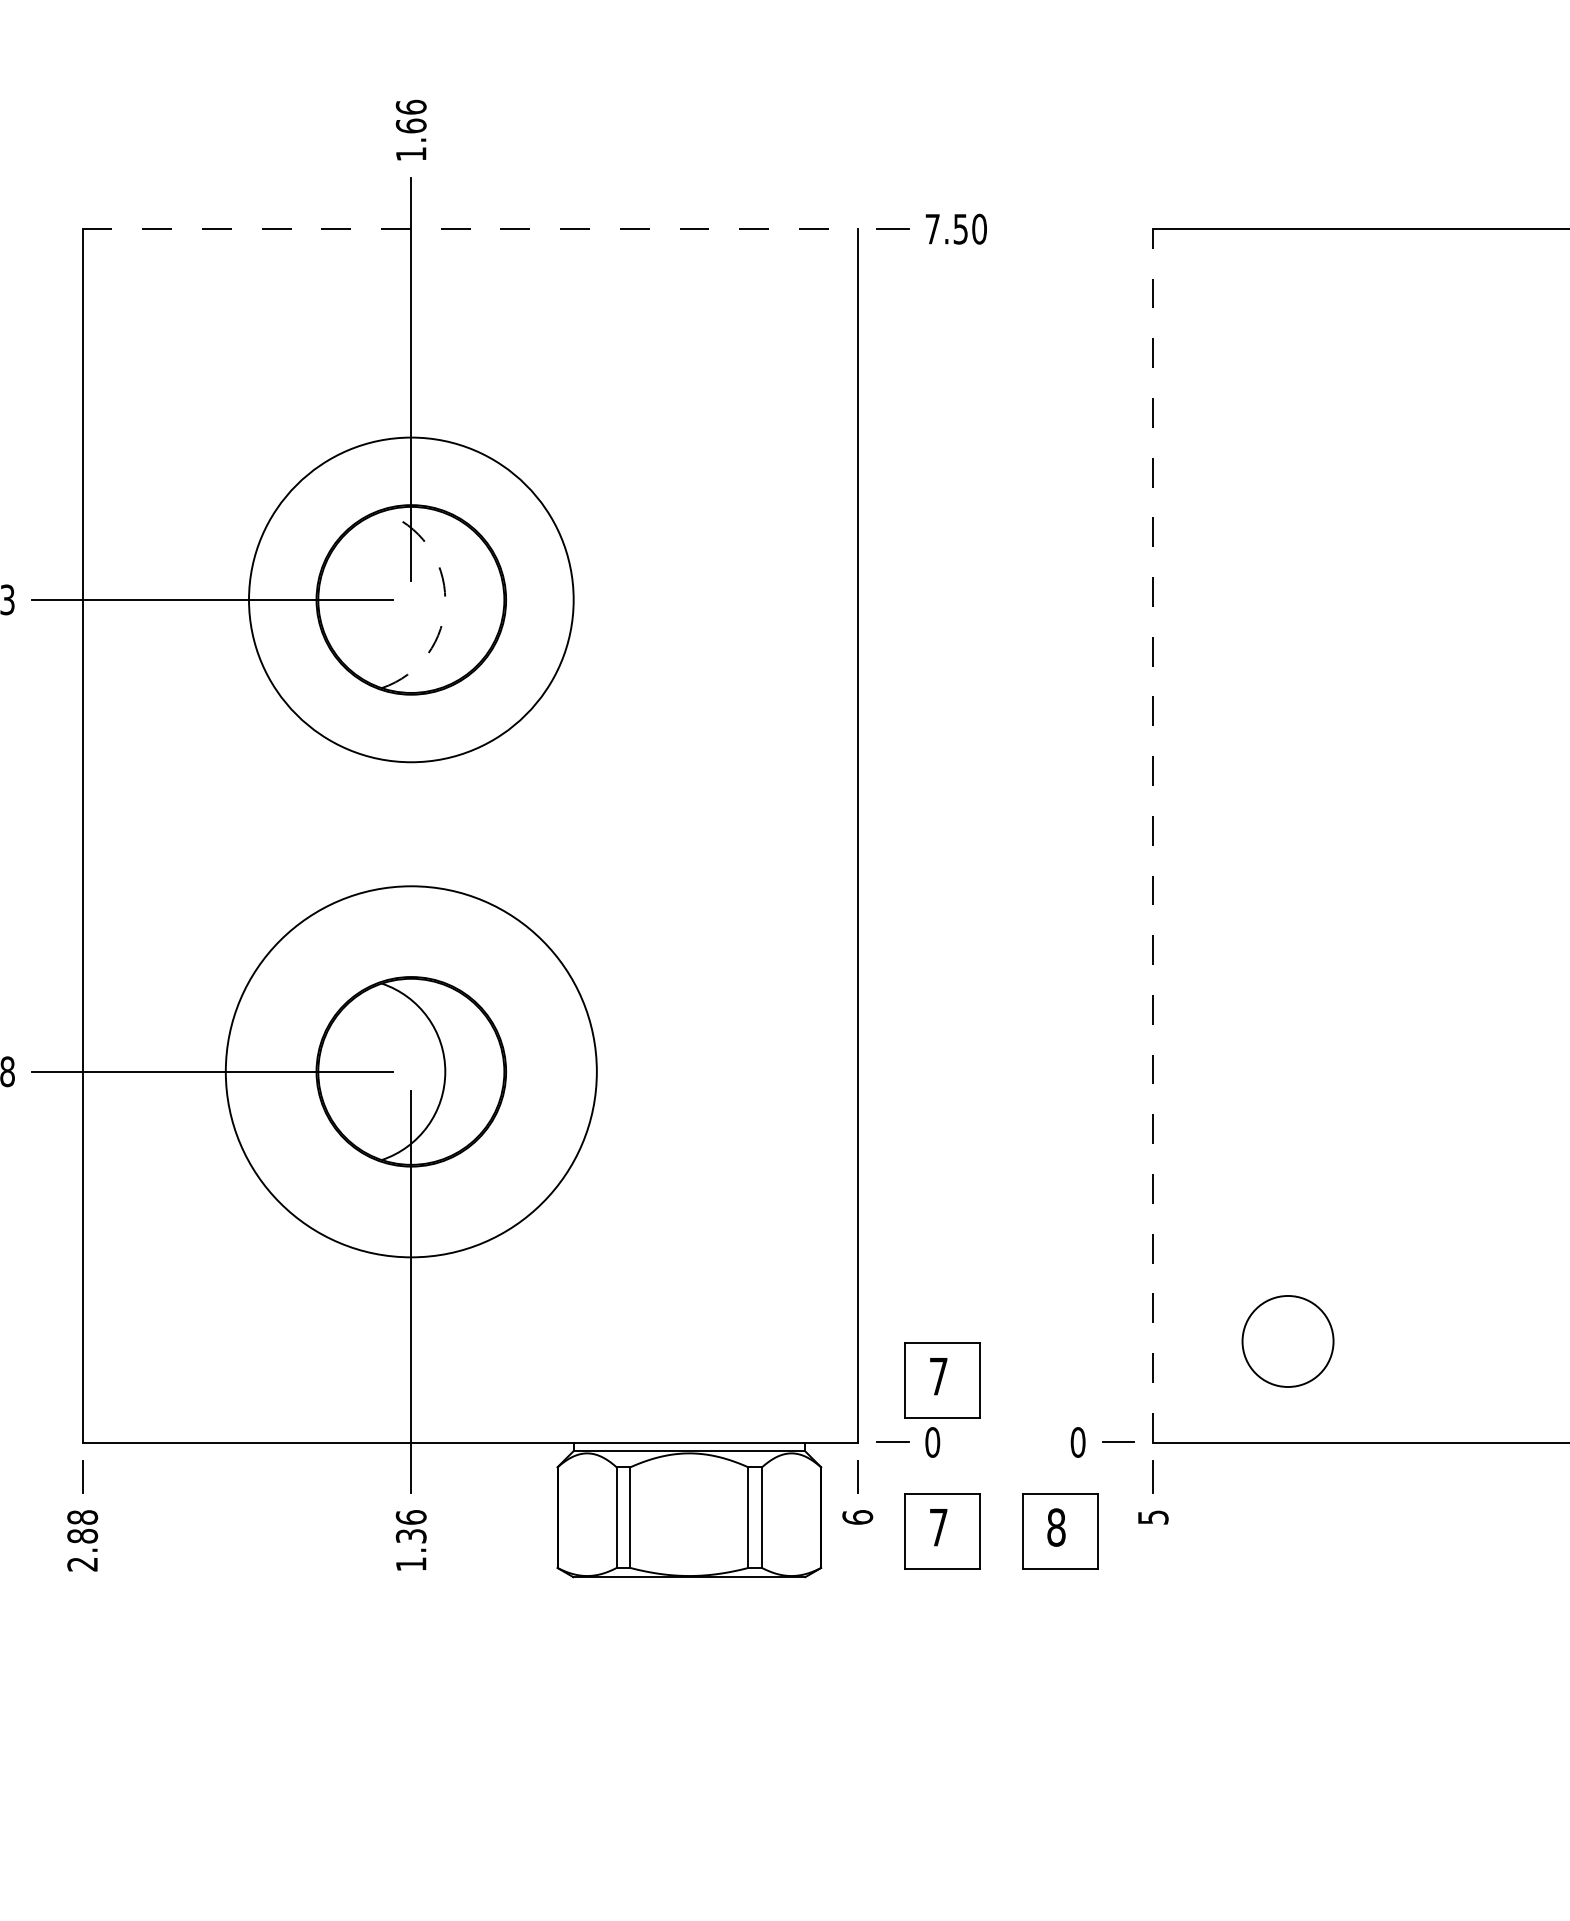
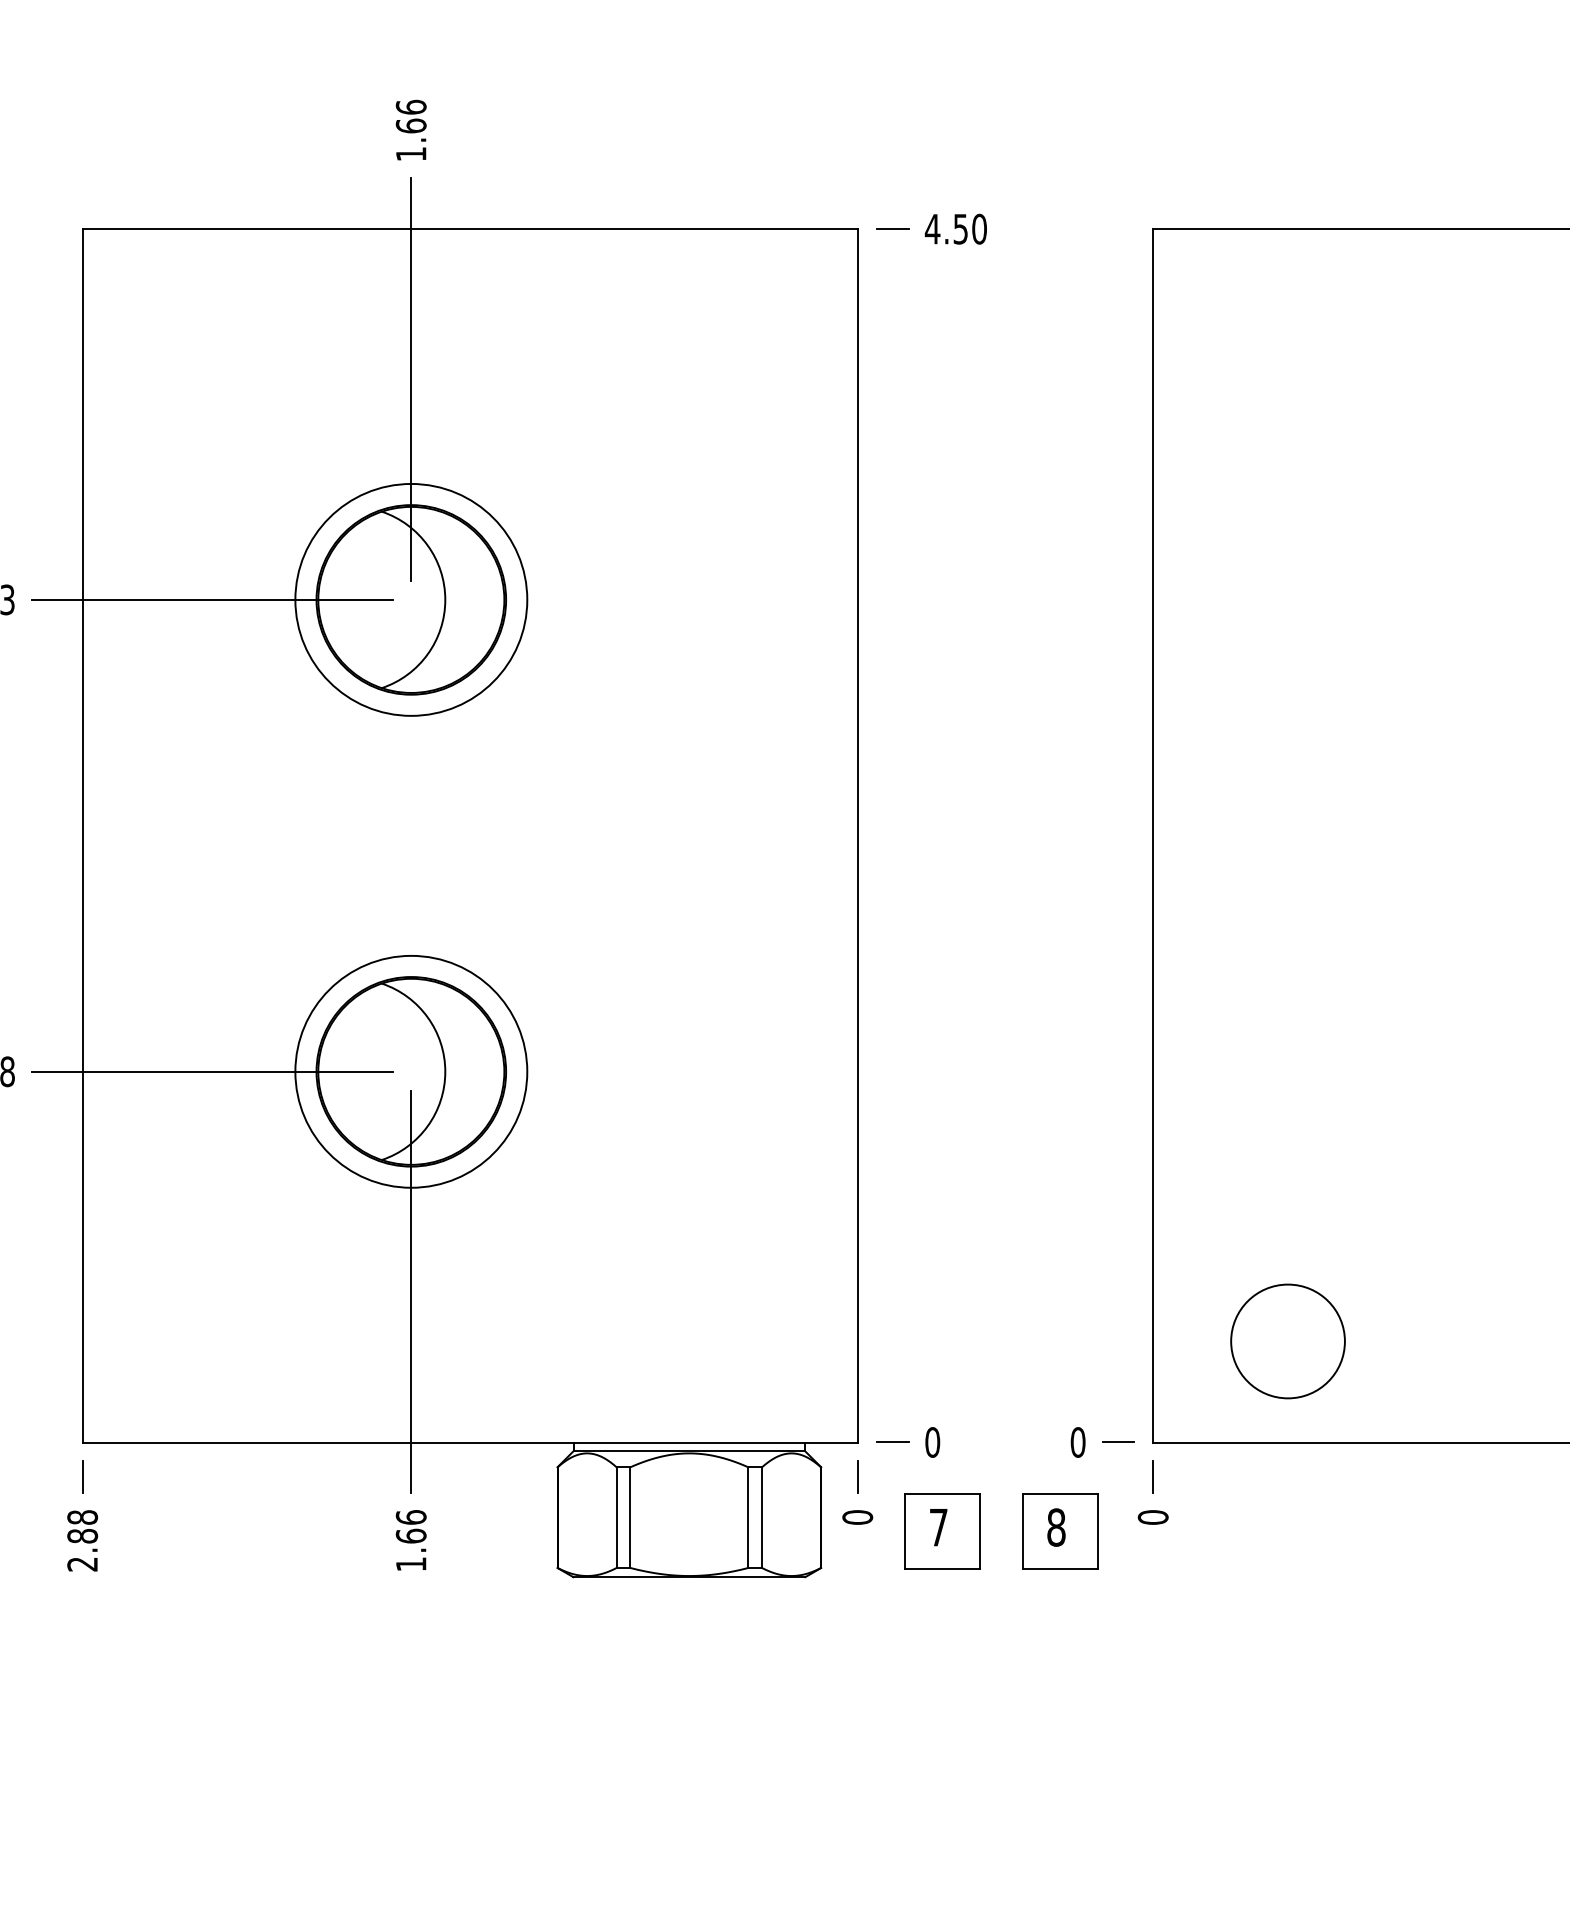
line: dashed -> solid (470, 229)
text: 7.50 -> 4.50 (932, 229)
circle diameter: 325 px -> 232 px (411, 599)
arc: dashed -> solid (445, 599)
line: dashed -> solid (1153, 835)
circle diameter: 371 px -> 232 px (411, 1071)
circle diameter: 91 px -> 114 px (1287, 1341)
part: present -> none (942, 1380)
text: 6 -> 0 (857, 1517)
text: 5 -> 0 (1152, 1517)
text: 1.36 -> 1.66 (410, 1535)
